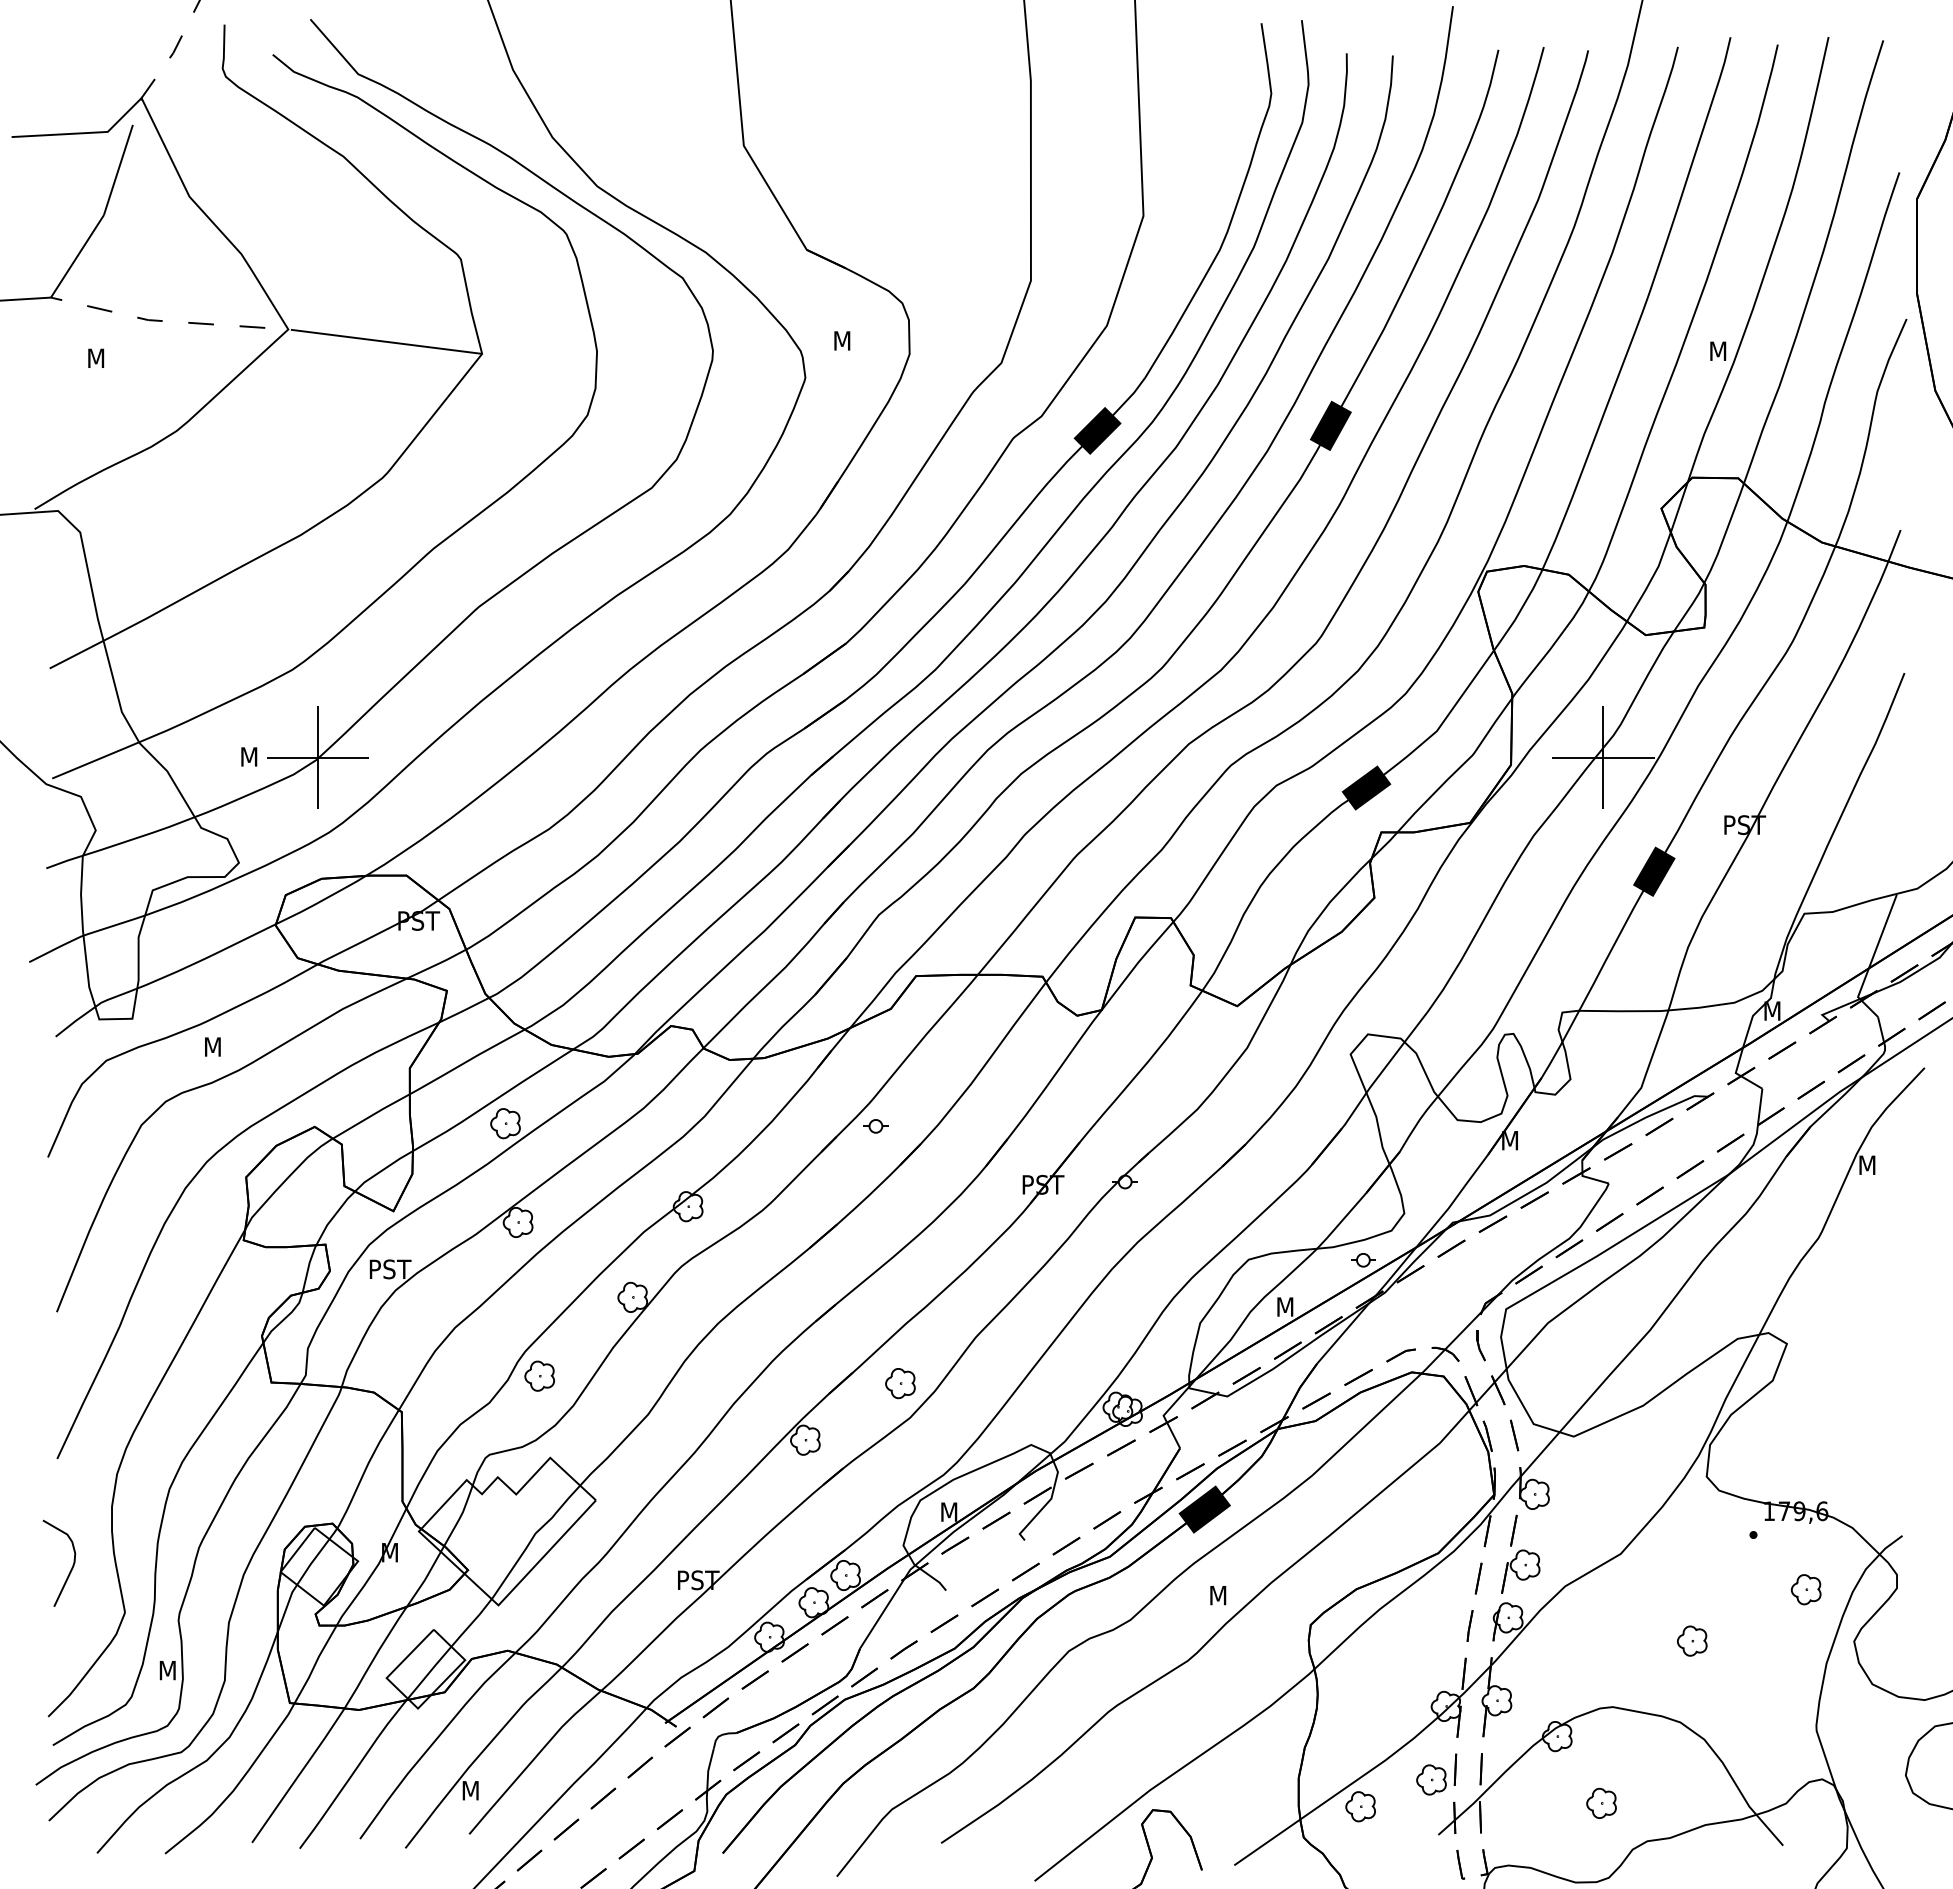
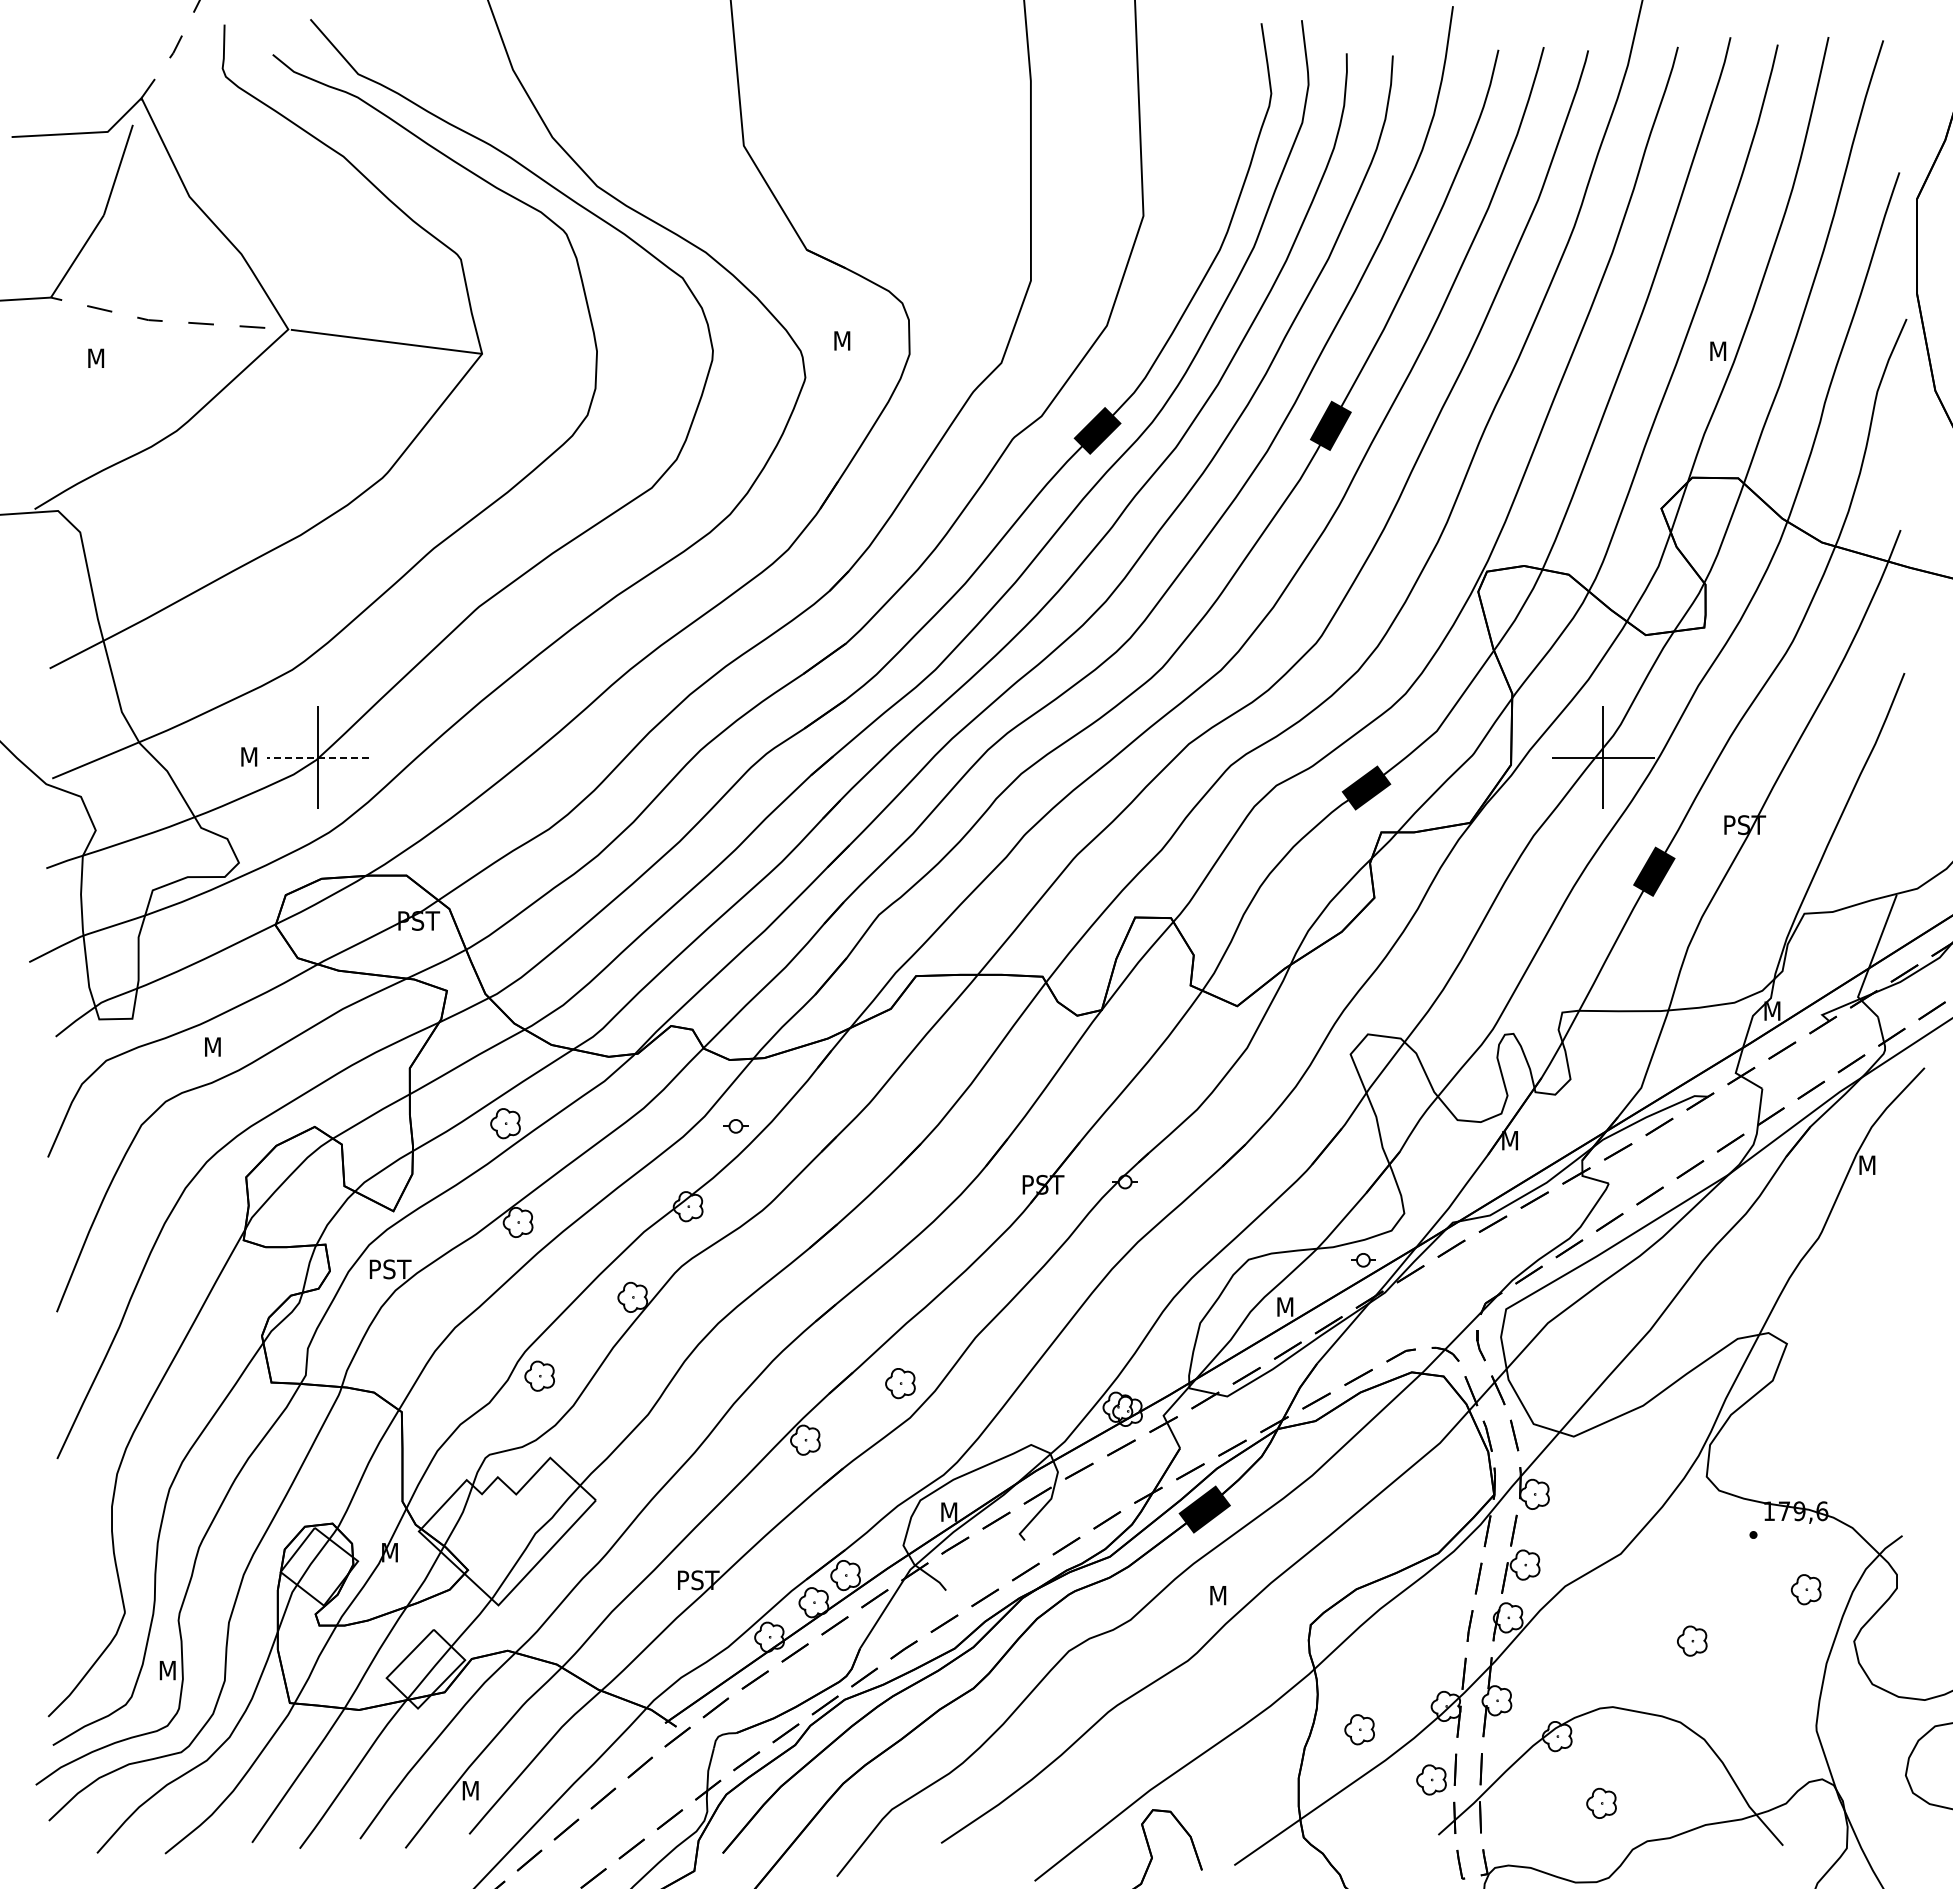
line: solid -> dashed (317, 757)
part position: (875, 1126) -> (735, 1126) (735, 1126)
curve: present -> none (71, 1567)
part position: (1360, 1806) -> (1359, 1729) (1359, 1729)
